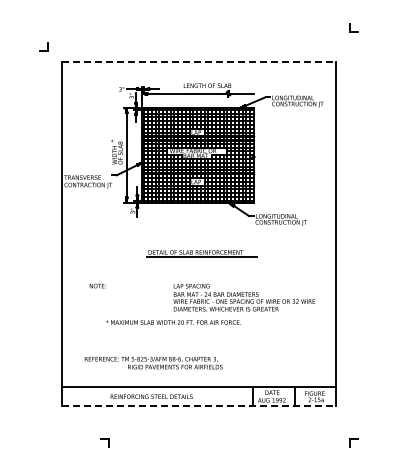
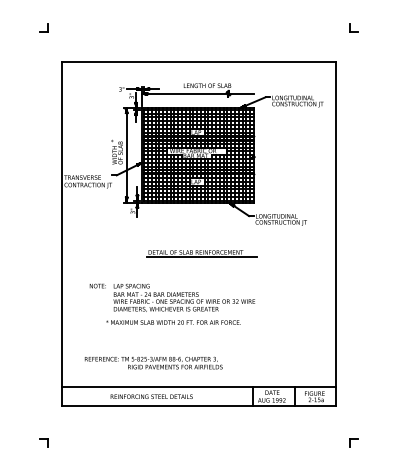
part position: (43, 46) -> (43, 27) (43, 27)
line: dashed -> solid (199, 61)
text position: (243, 297) -> (183, 297) (183, 297)
line: dashed -> solid (199, 406)
part position: (104, 442) -> (43, 442) (43, 442)
